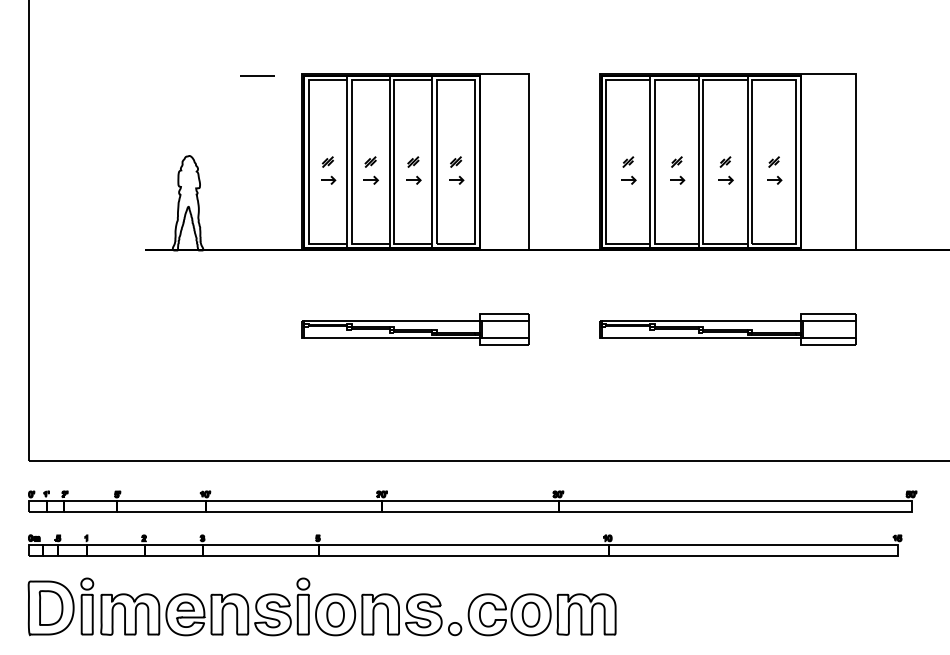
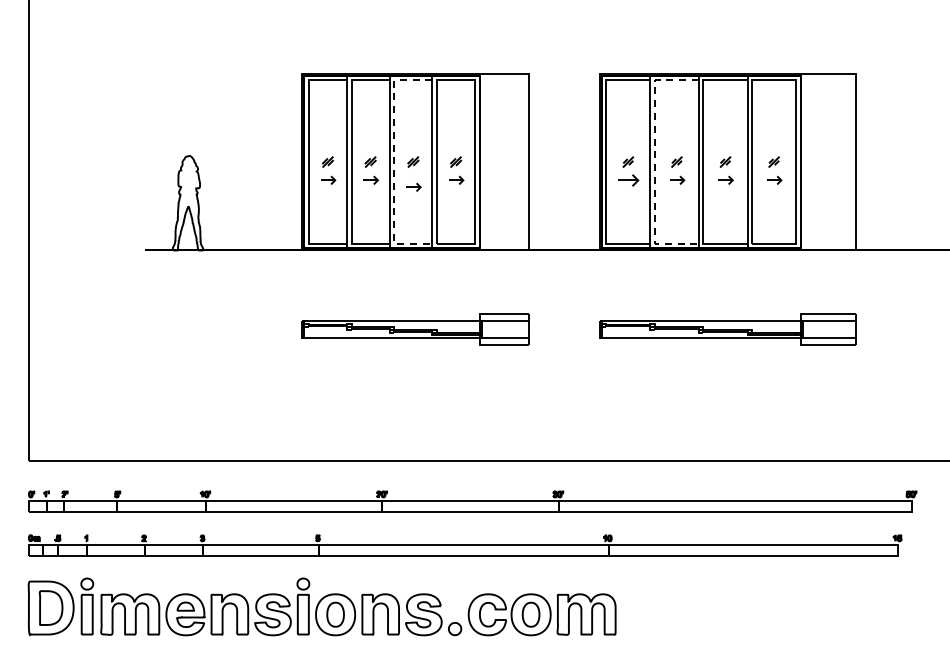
line: present -> none (257, 75)
line: solid -> dashed (394, 162)
line: solid -> dashed (654, 162)
part position: (413, 179) -> (413, 186) (413, 186)
part size: 16x10 px -> 22x13 px (628, 180)
